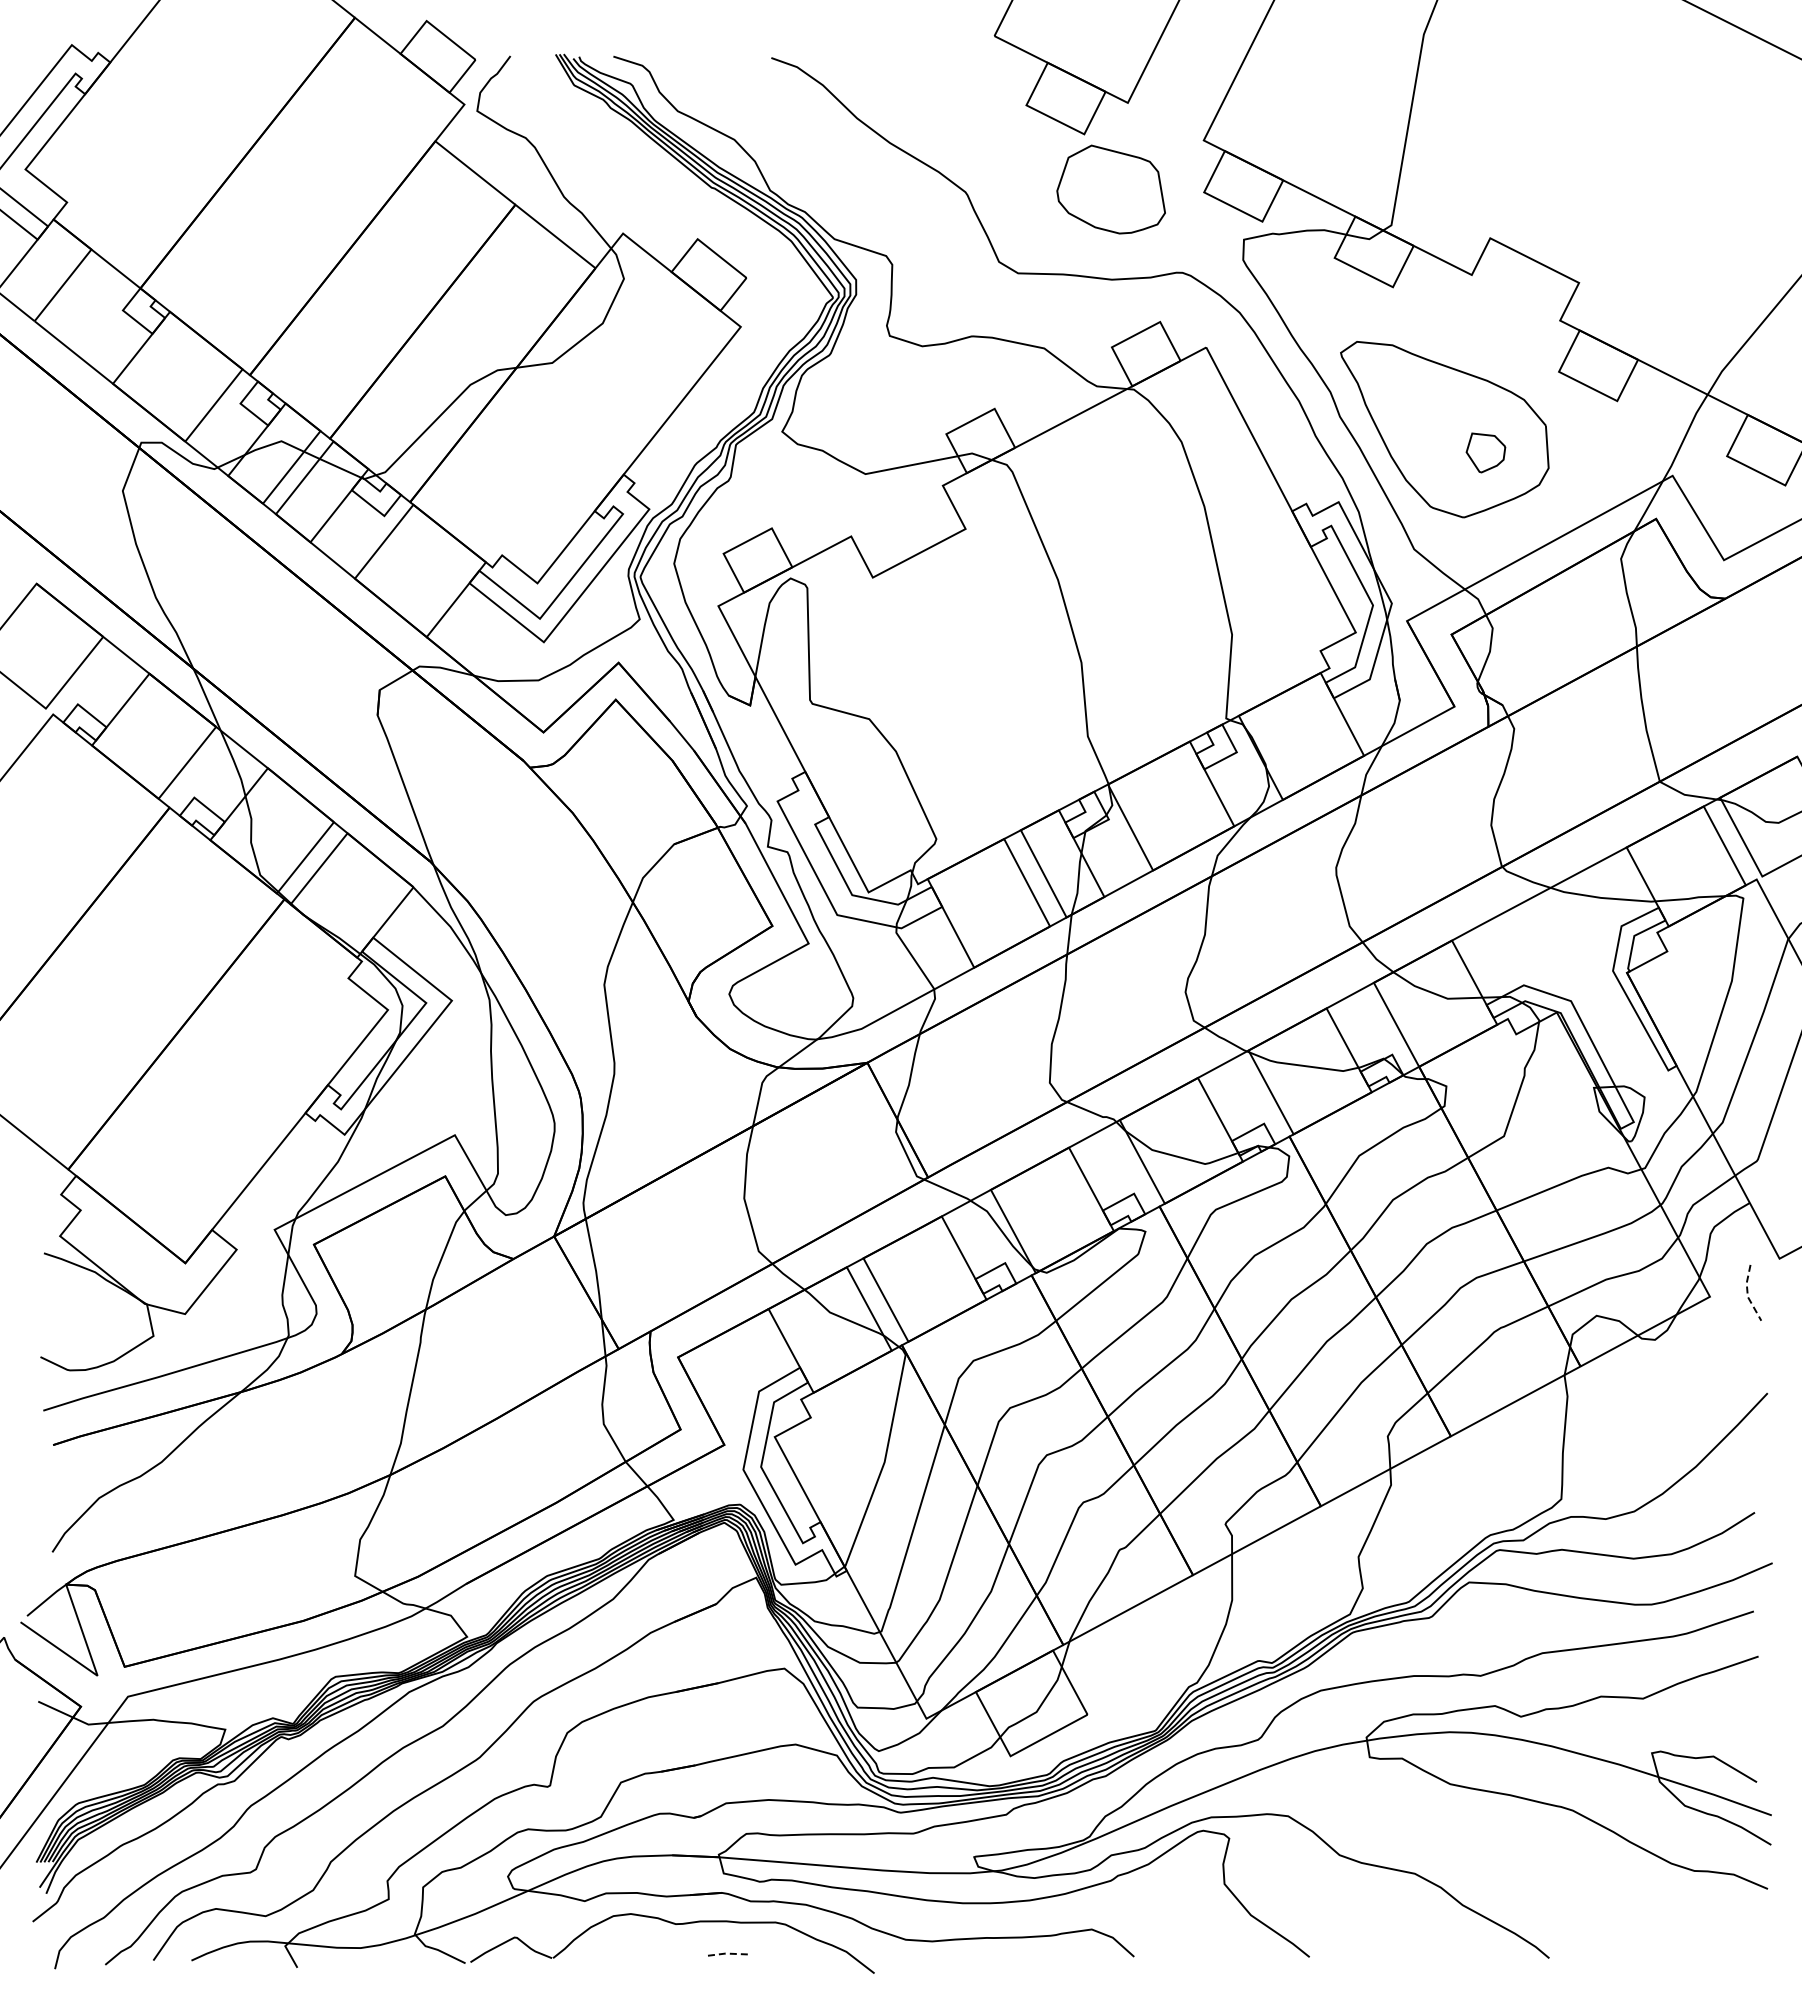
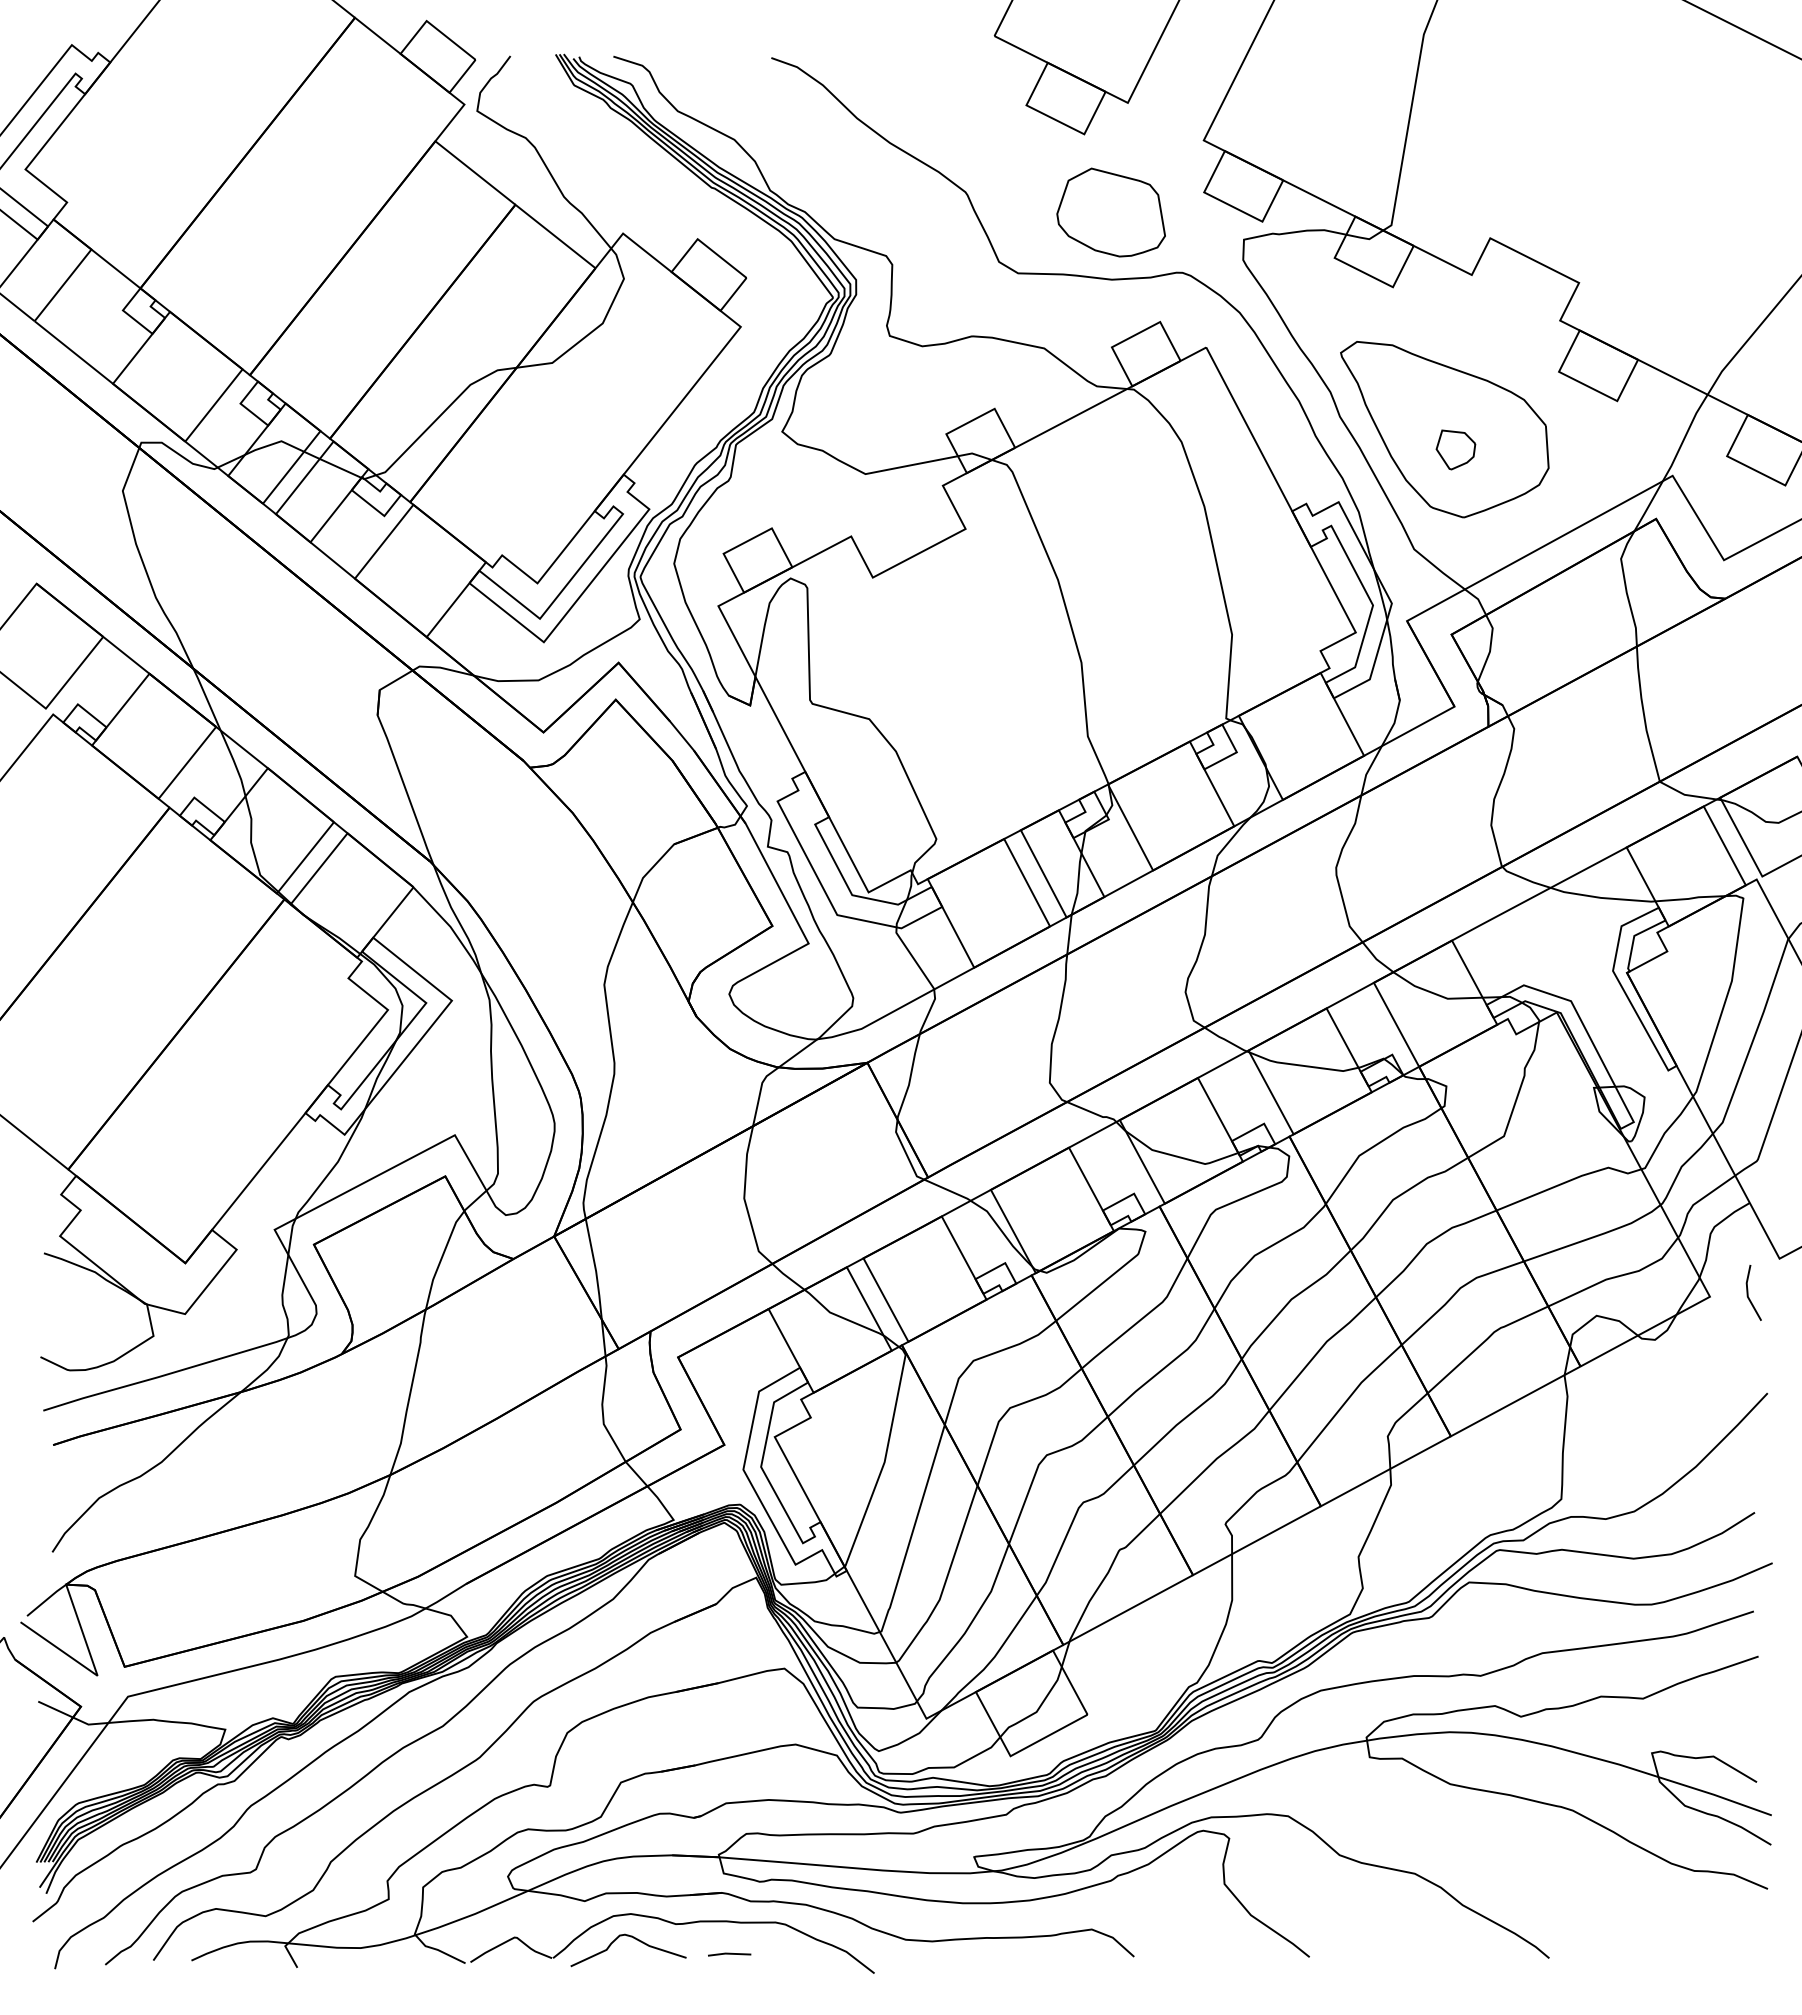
part position: (1110, 189) -> (1110, 212) (1110, 212)
part position: (1485, 452) -> (1455, 449) (1455, 449)
line: dashed -> solid (1747, 1294)
curve: none -> present (636, 1940)
line: dashed -> solid (729, 1953)
